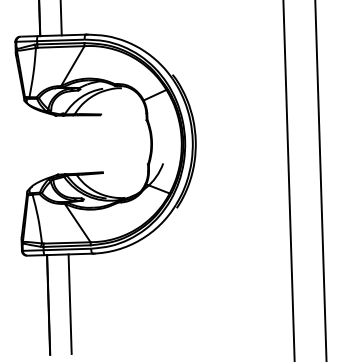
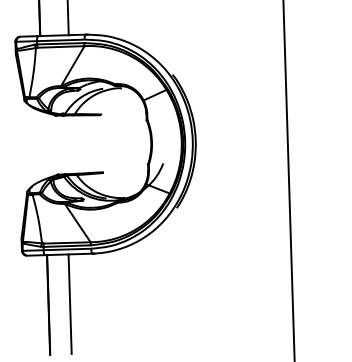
line position: (60, 18) -> (67, 18) (67, 18)
line: present -> none (320, 180)
